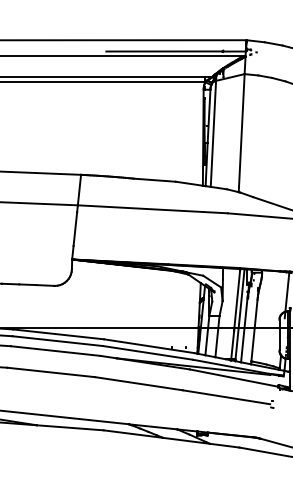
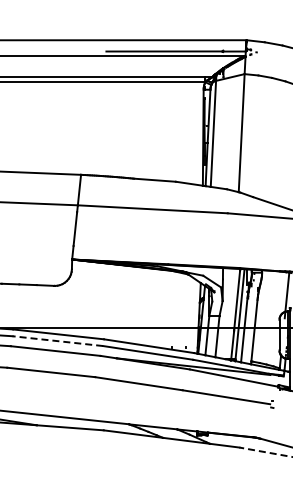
line: solid -> dashed (57, 341)
line: solid -> dashed (265, 452)
